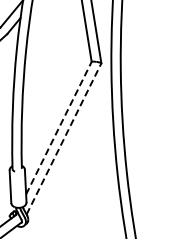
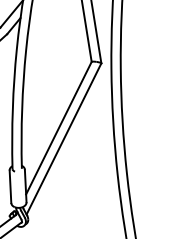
line: dashed -> solid (58, 128)
line: dashed -> solid (64, 138)
